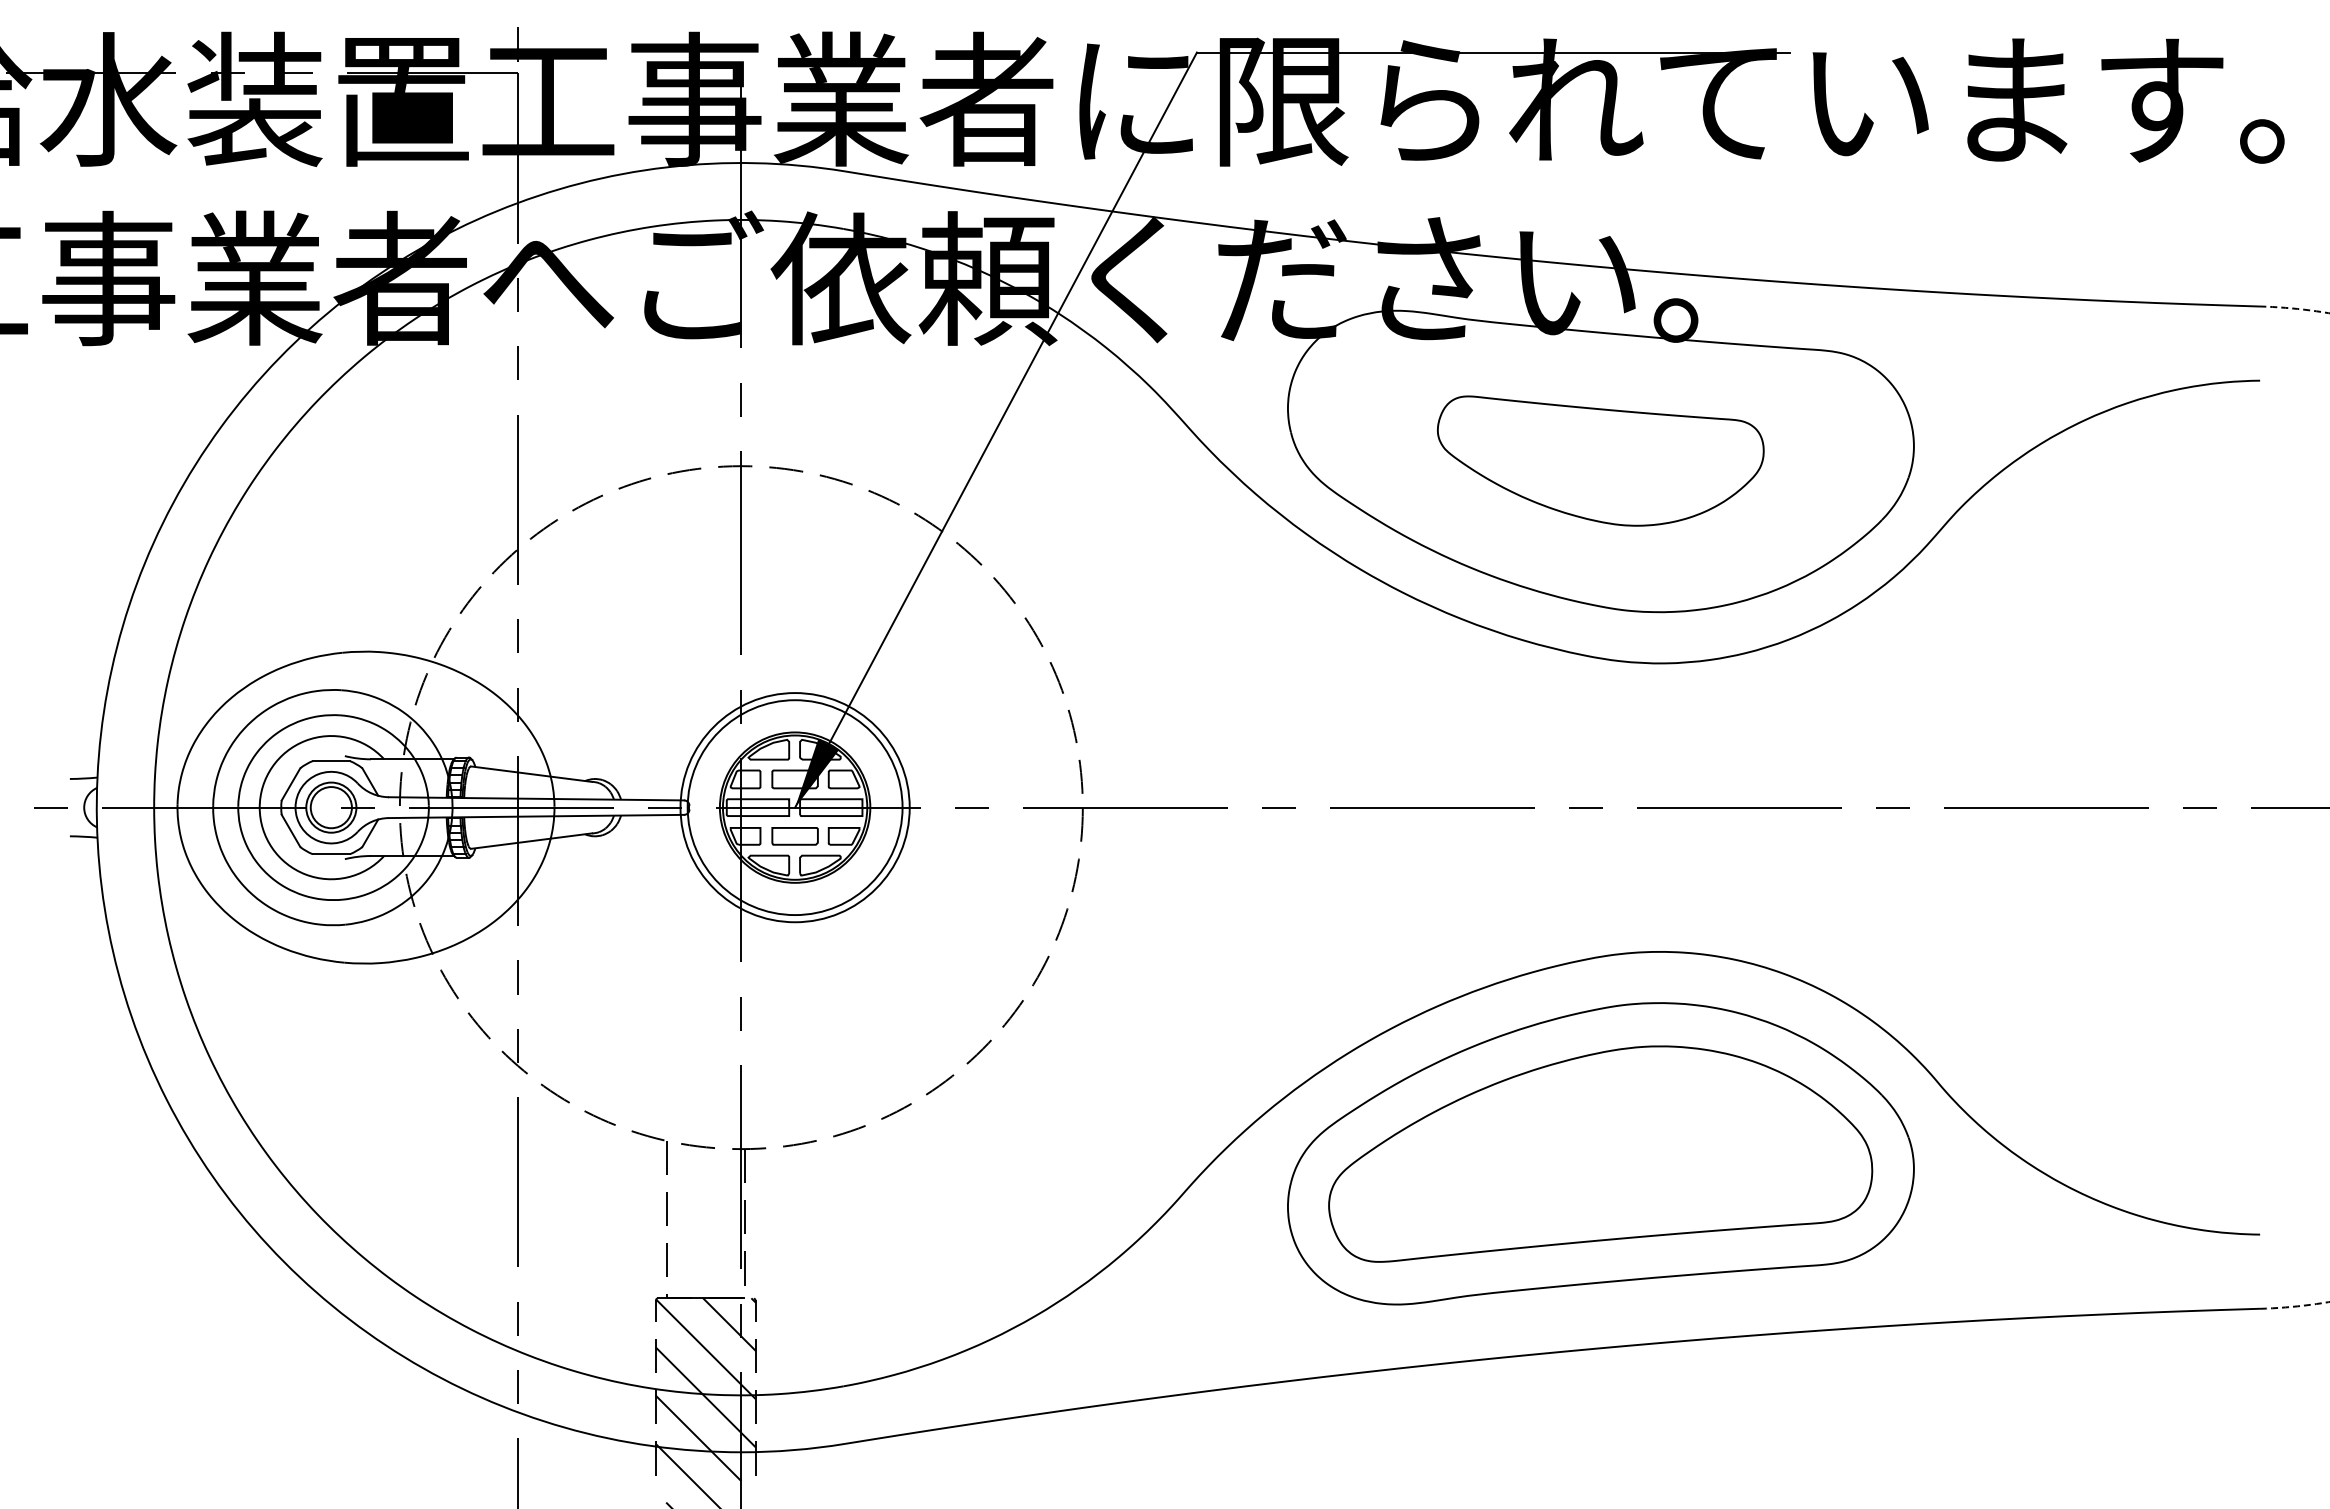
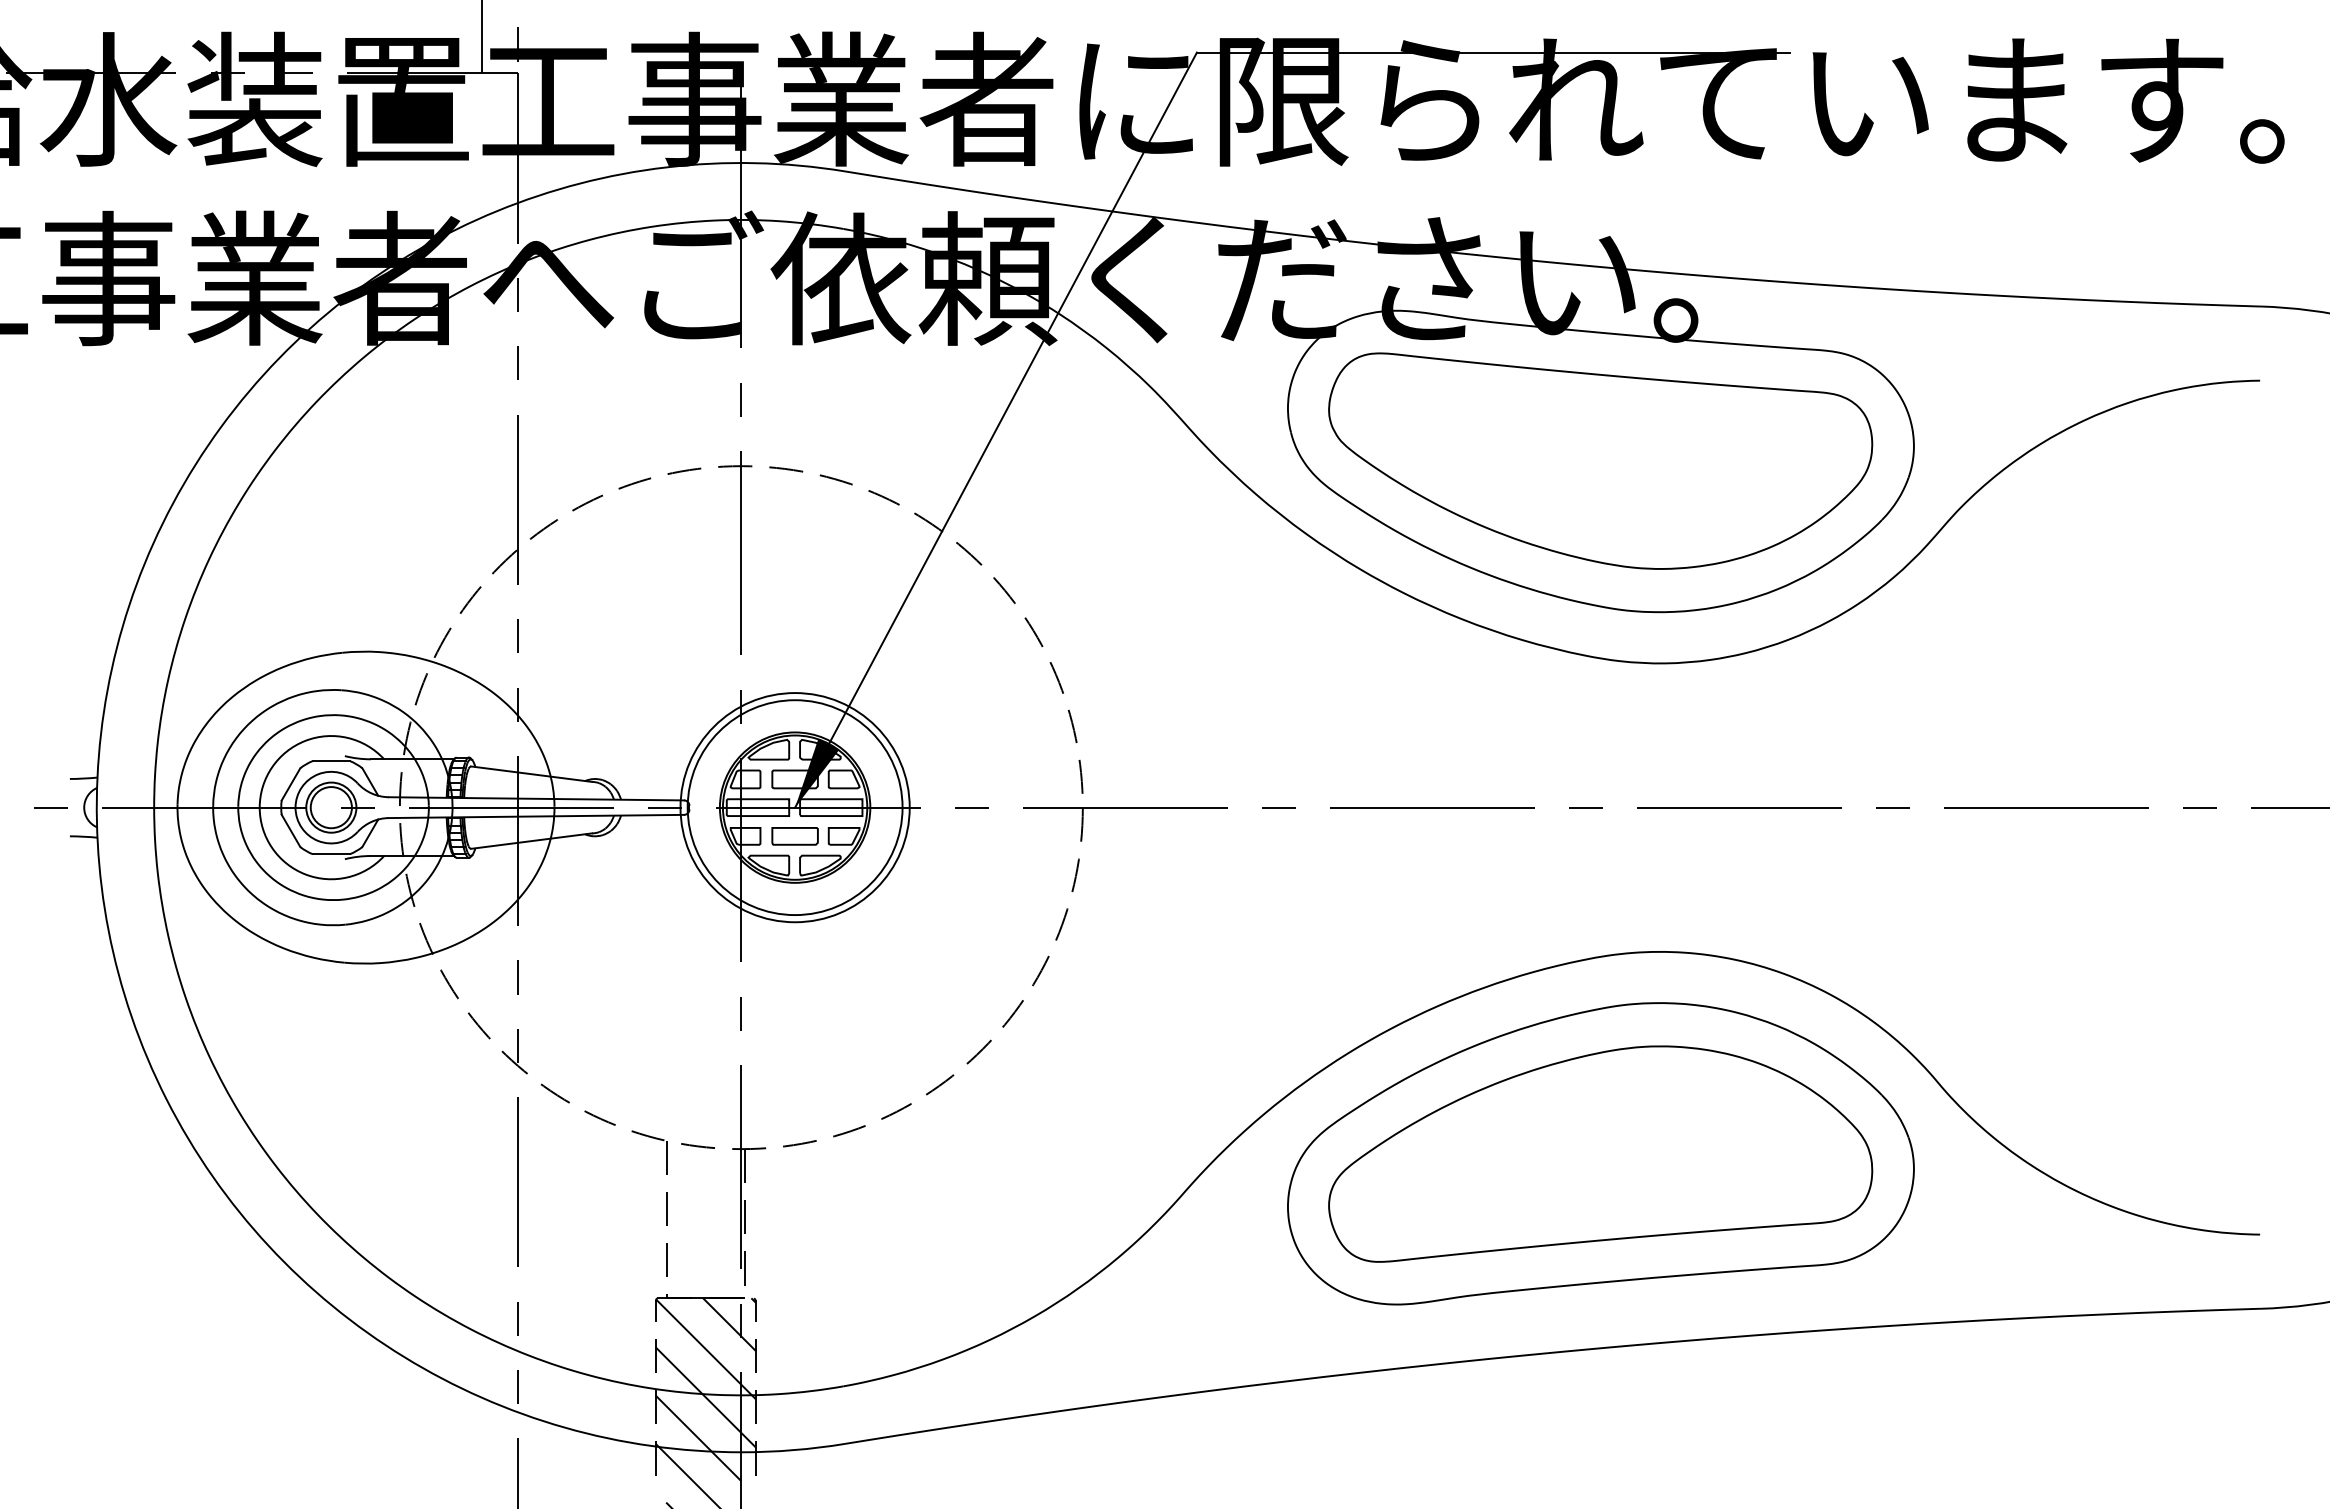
line: none -> present (481, 37)
arc: dashed -> solid (2329, 313)
part size: 328x132 px -> 546x218 px (1600, 460)
